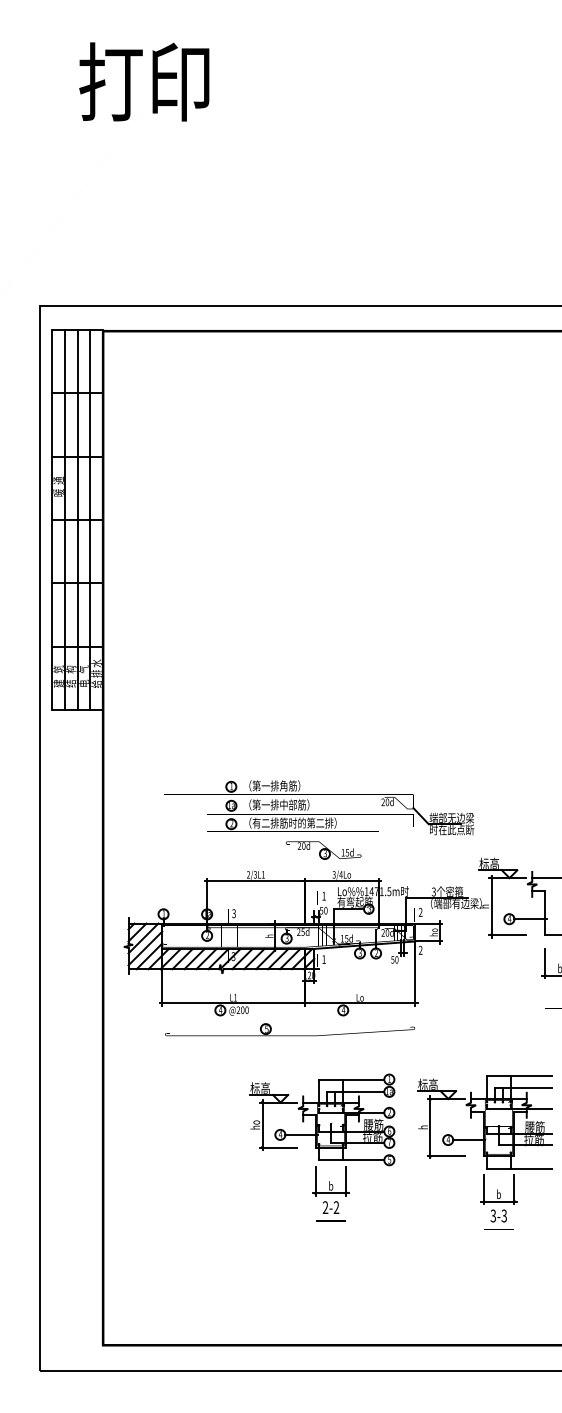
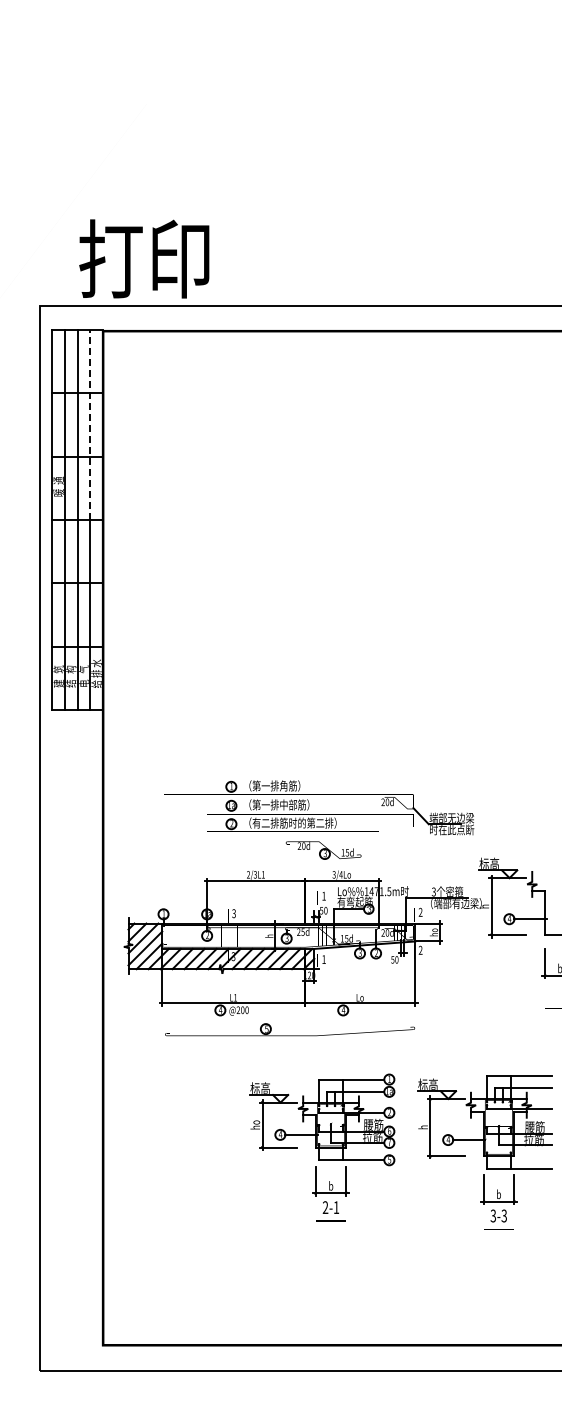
text position: (144, 81) -> (144, 258) (144, 258)
line: solid -> dashed (90, 424)
line: present -> none (545, 878)
text: 2-2 -> 2-1 (336, 1207)
